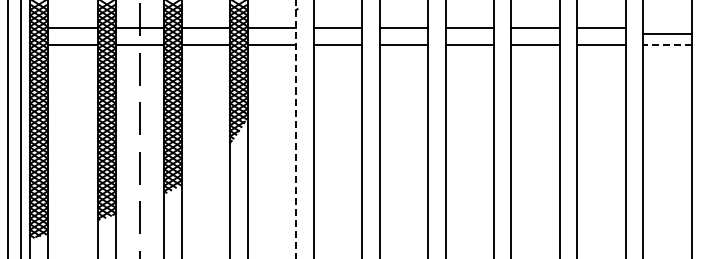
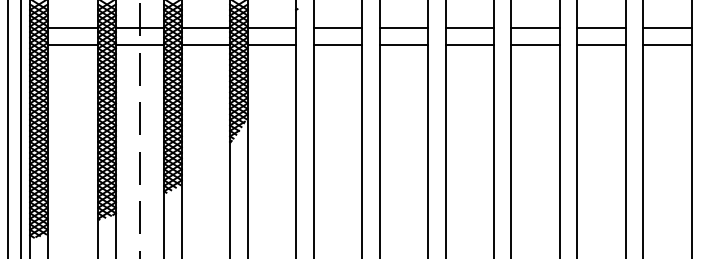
line position: (667, 33) -> (667, 27) (667, 27)
line: dashed -> solid (666, 45)
line: dashed -> solid (296, 129)
